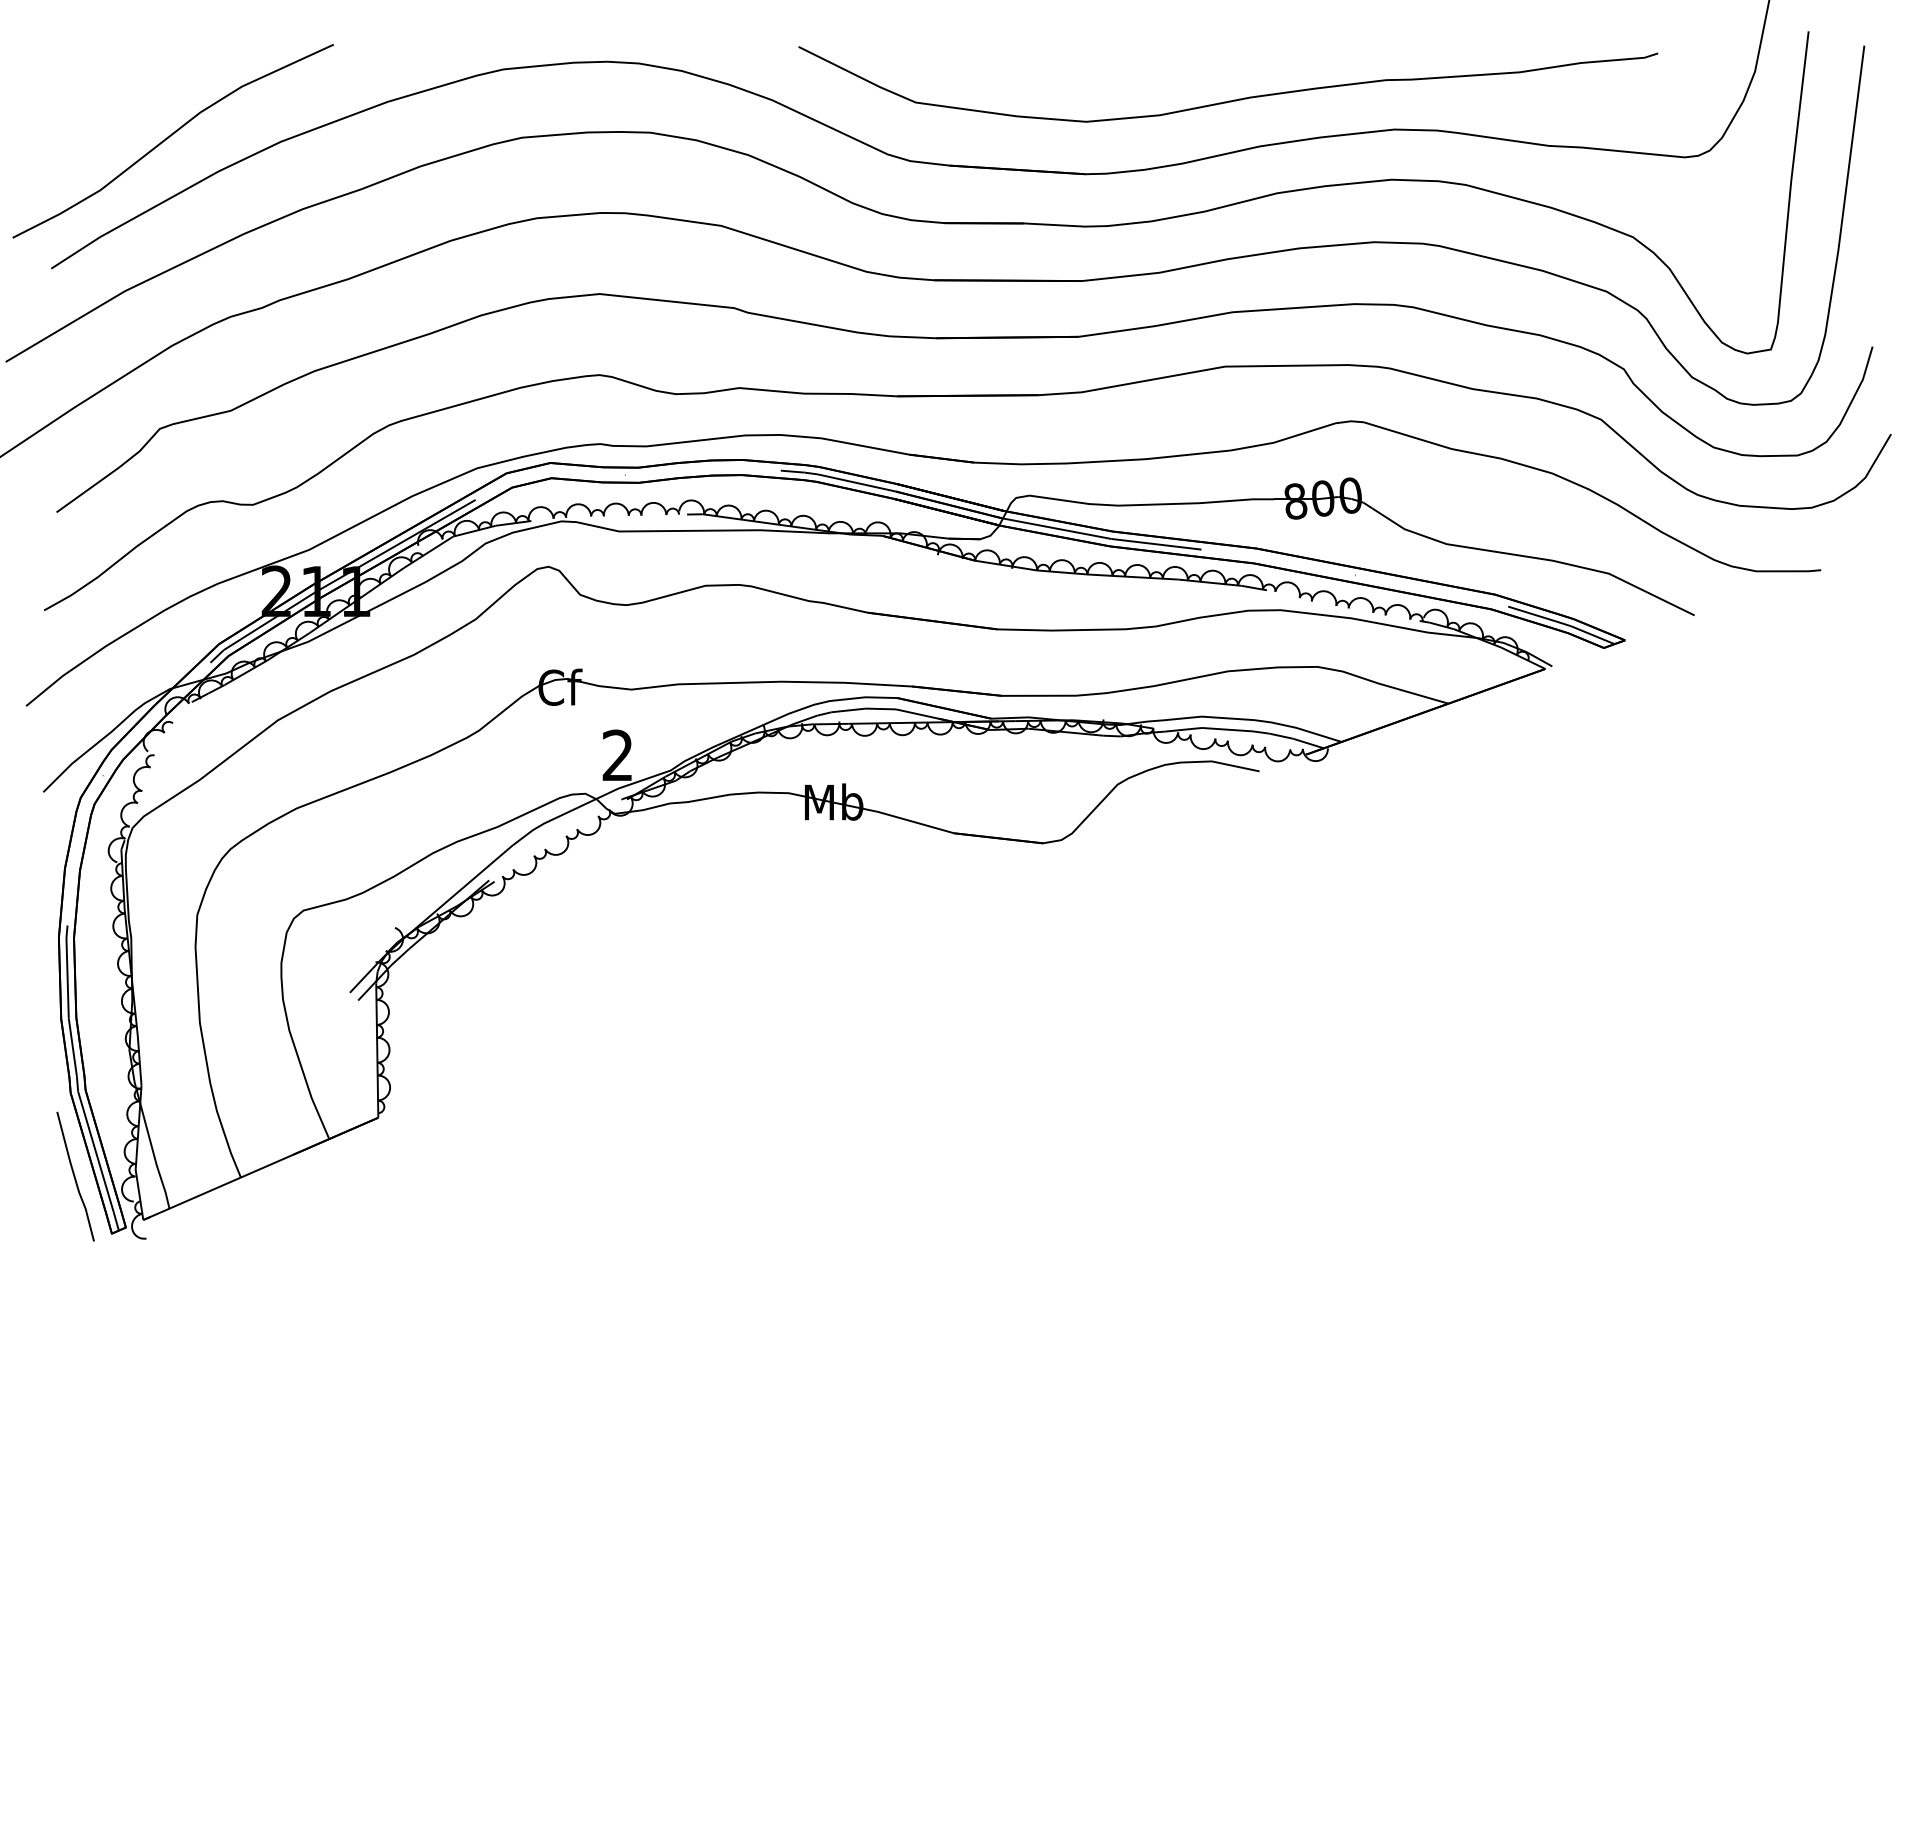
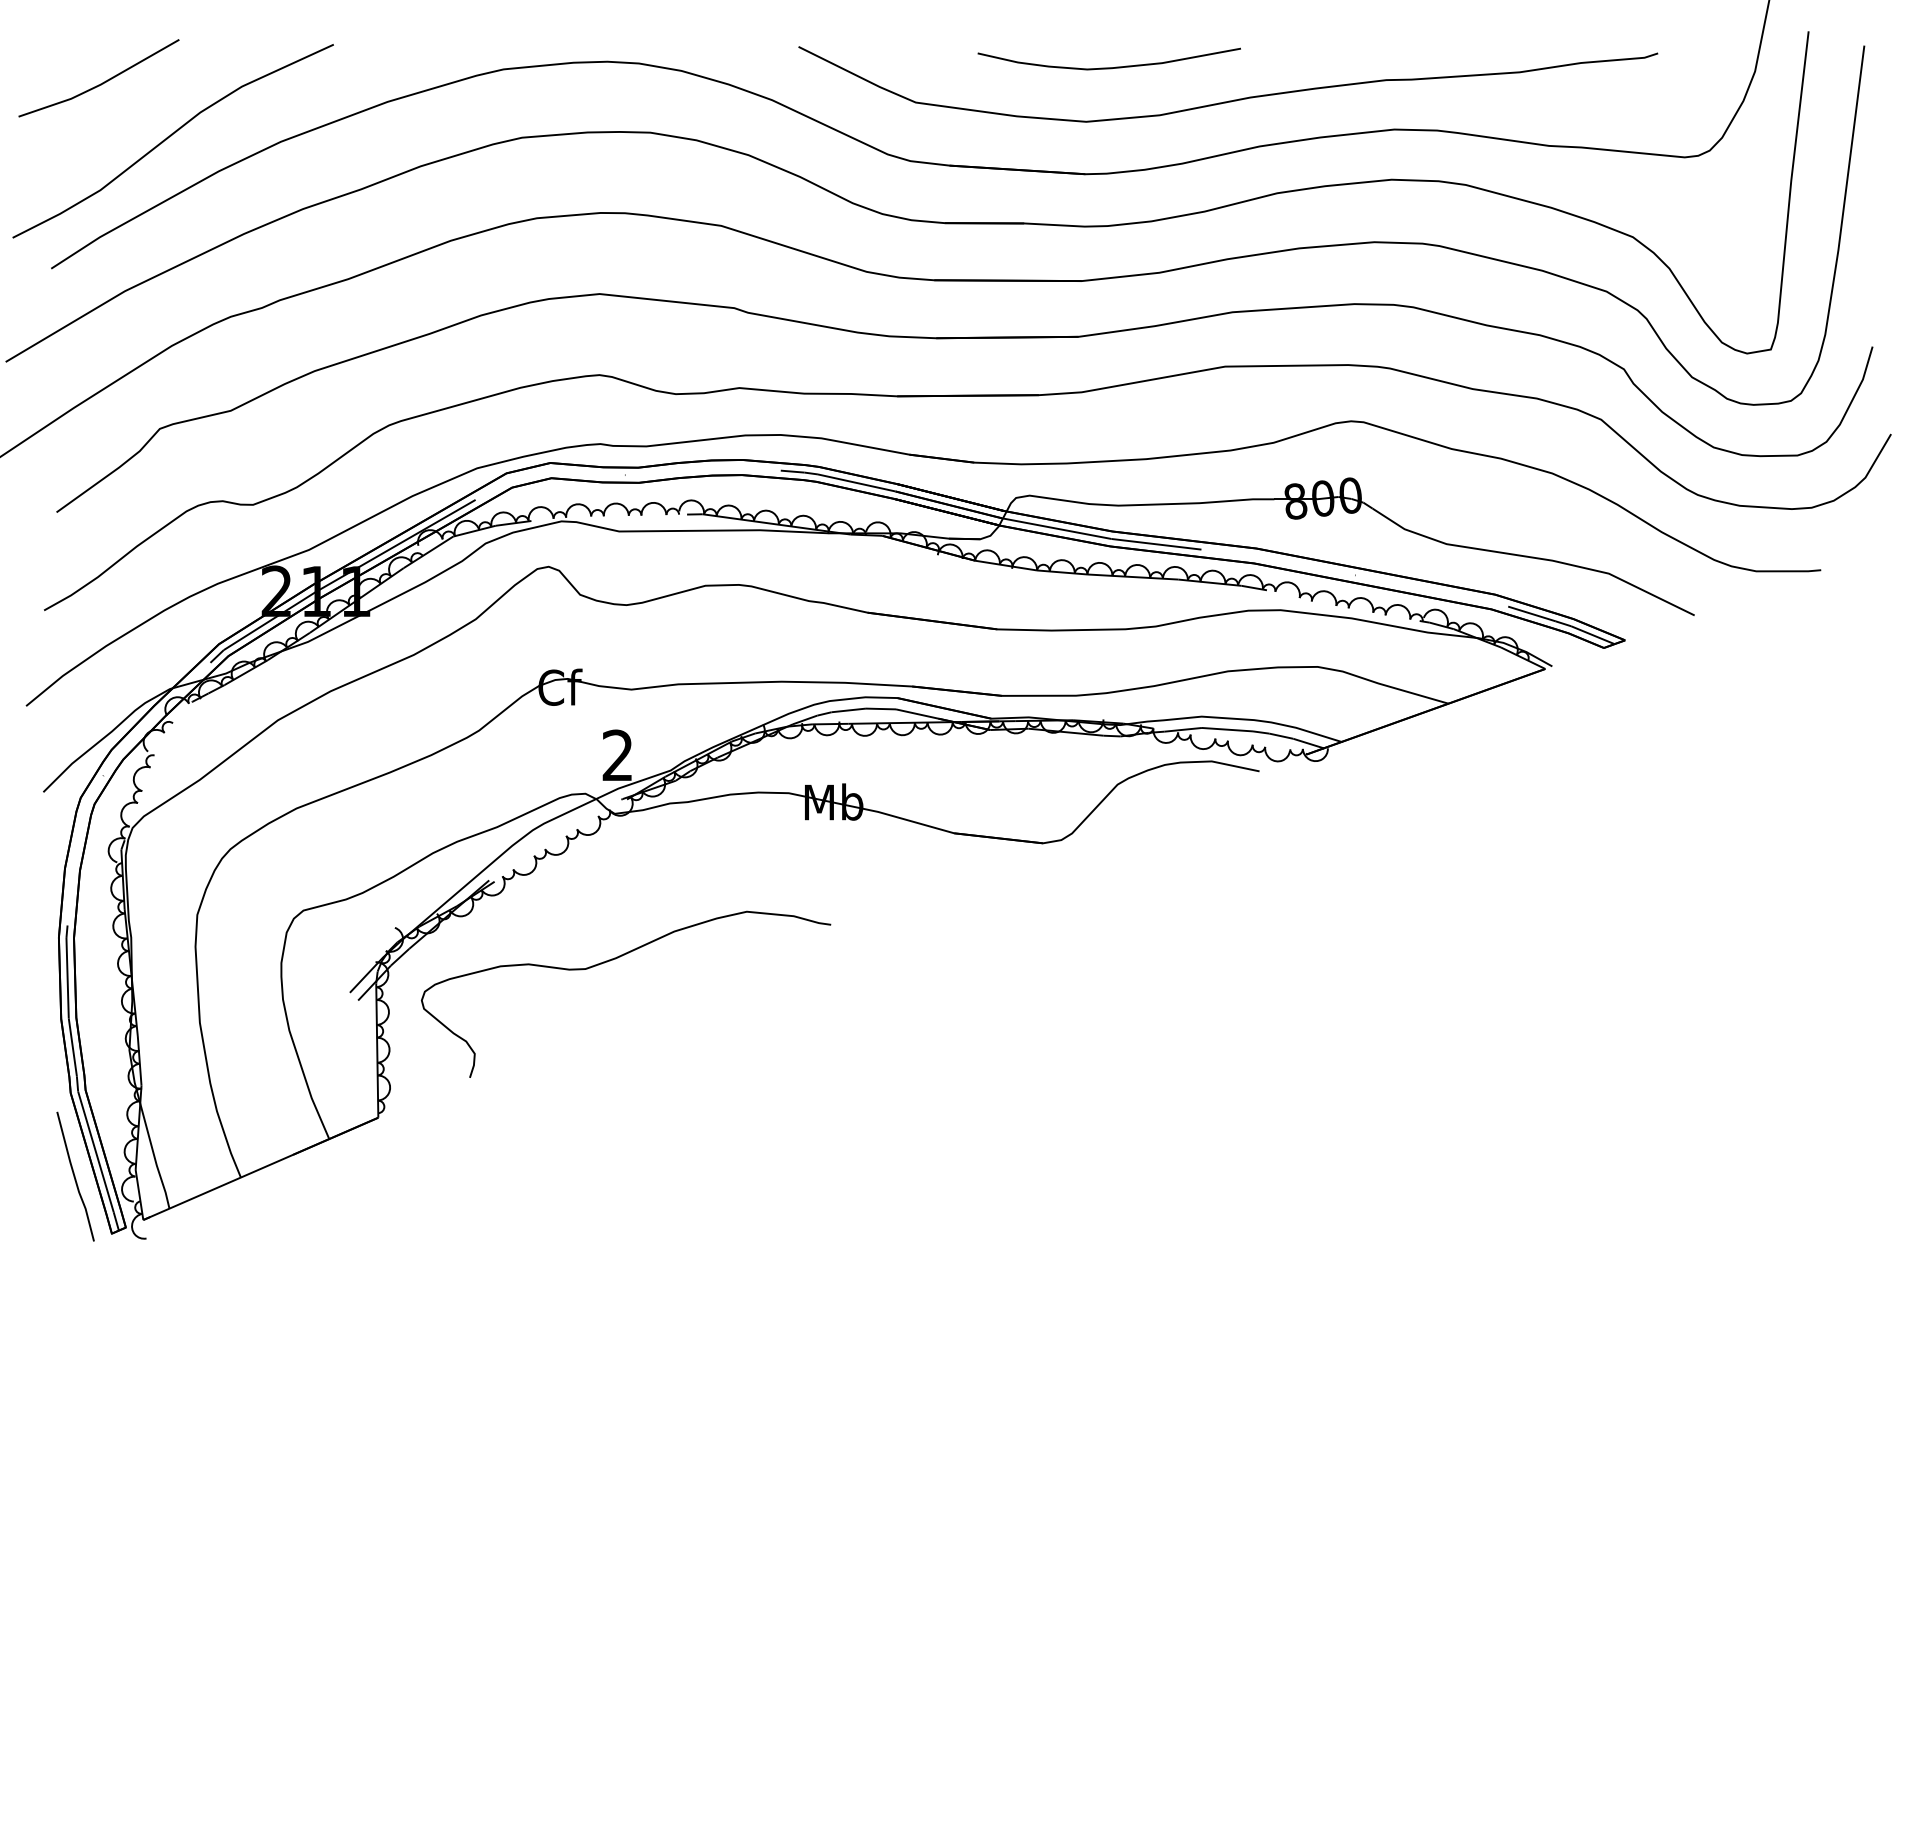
curve: none -> present (1108, 67)
line: none -> present (100, 83)
curve: none -> present (613, 960)
